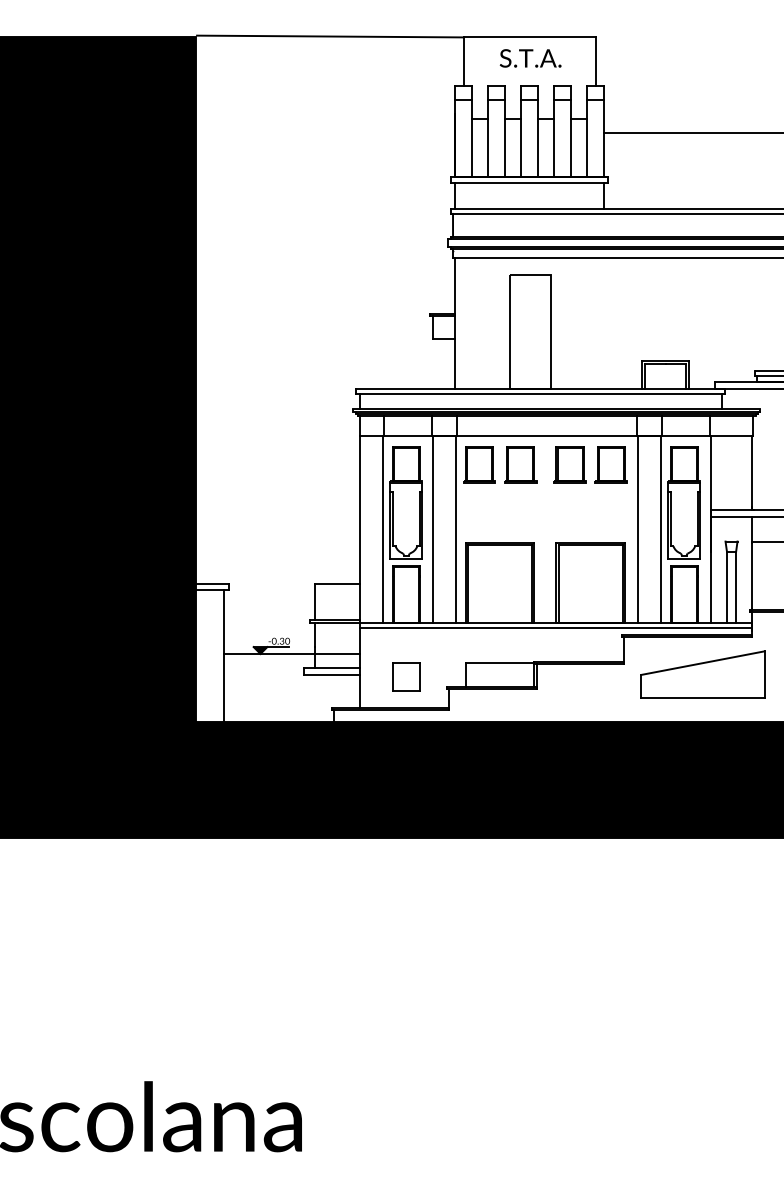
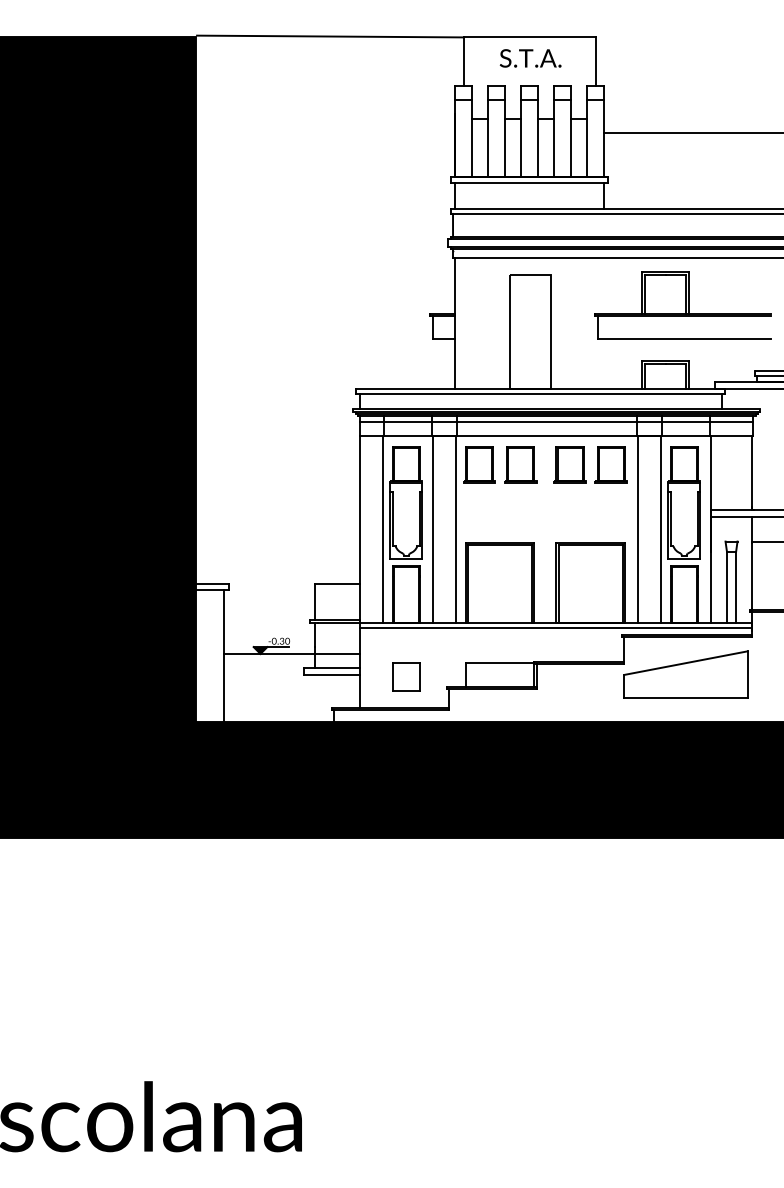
part: none -> present (682, 305)
line: none -> present (556, 421)
part position: (702, 674) -> (685, 674) (685, 674)
